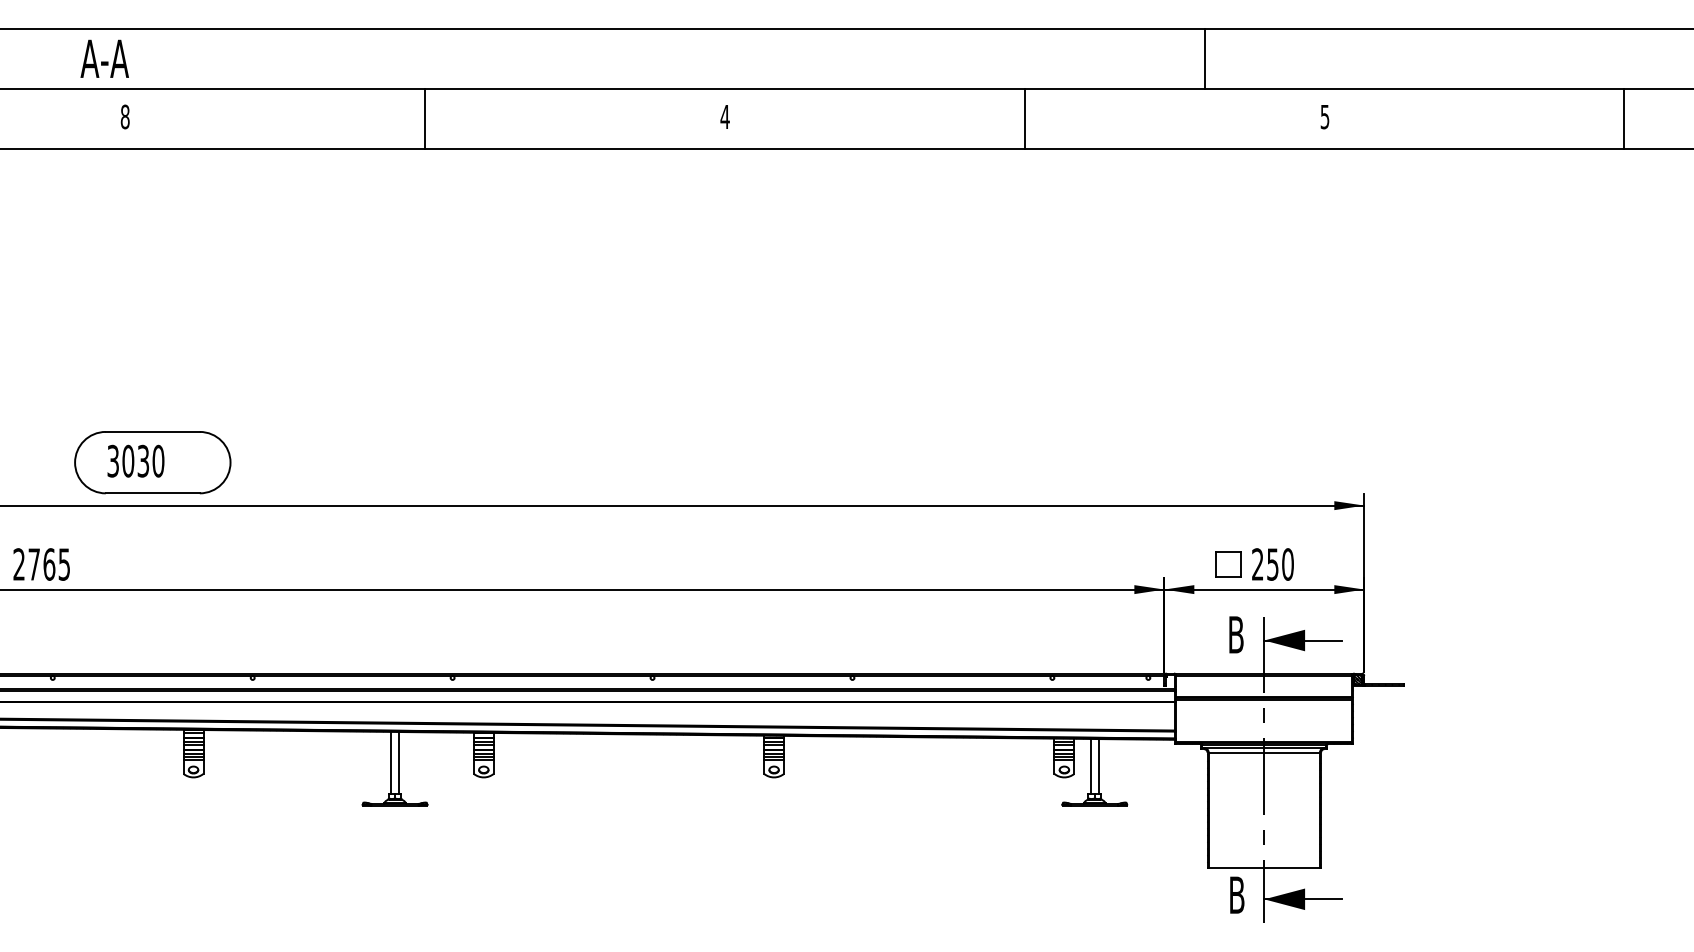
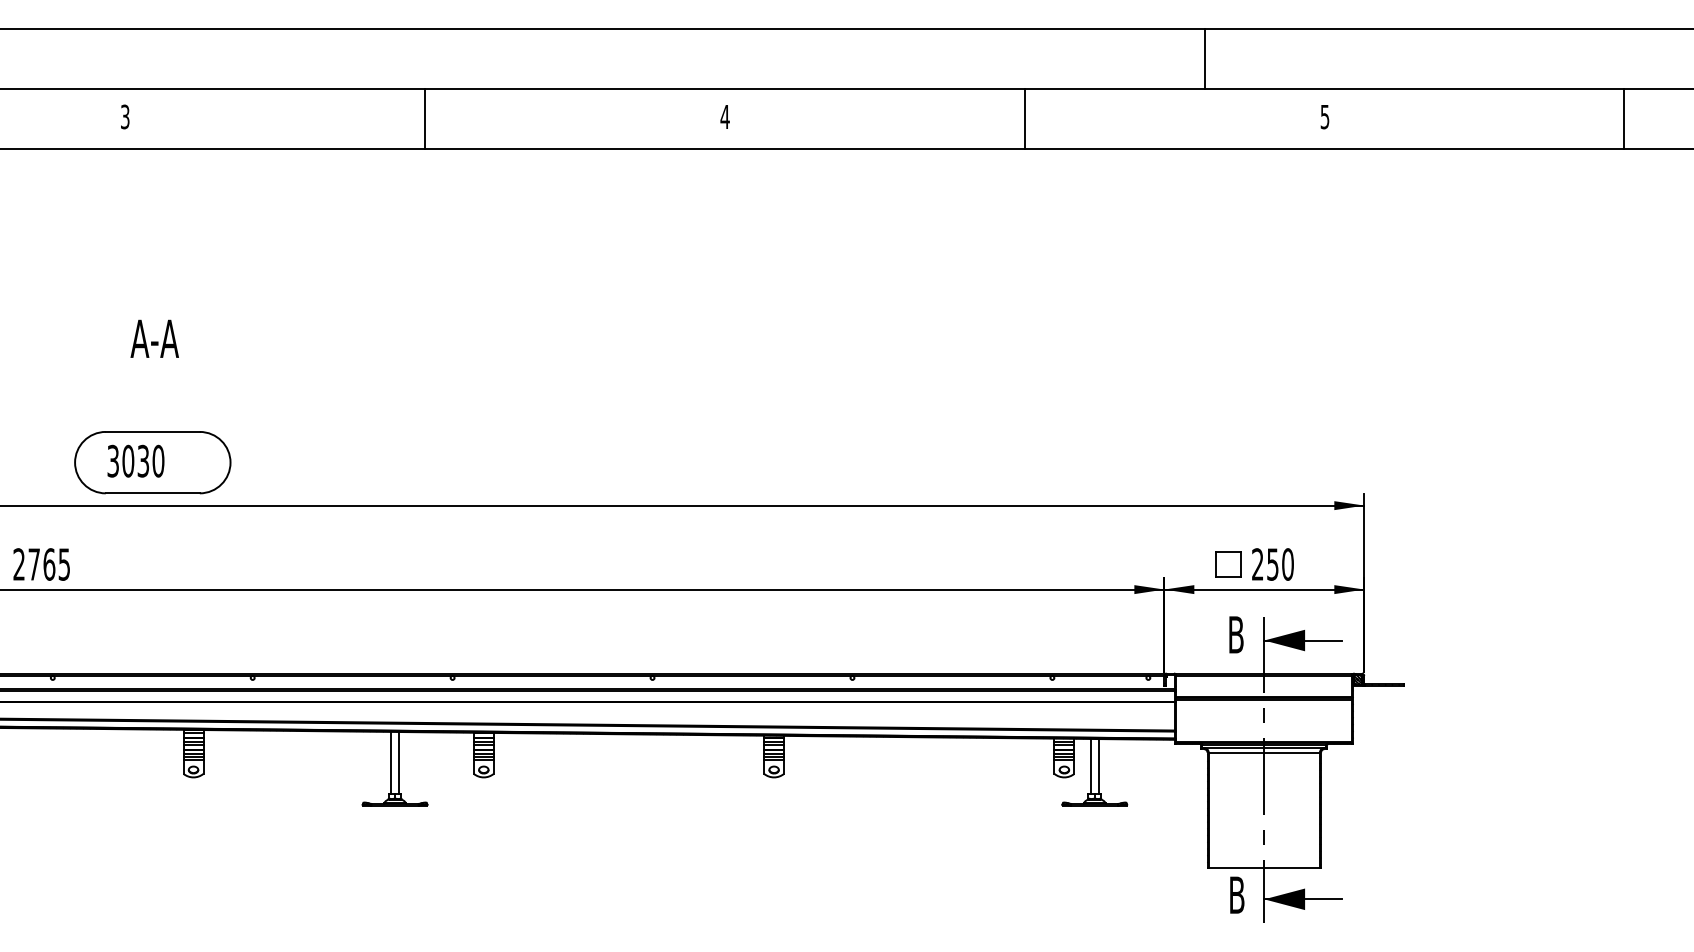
text position: (104, 58) -> (154, 338) (154, 338)
text: 8 -> 3 (124, 116)
